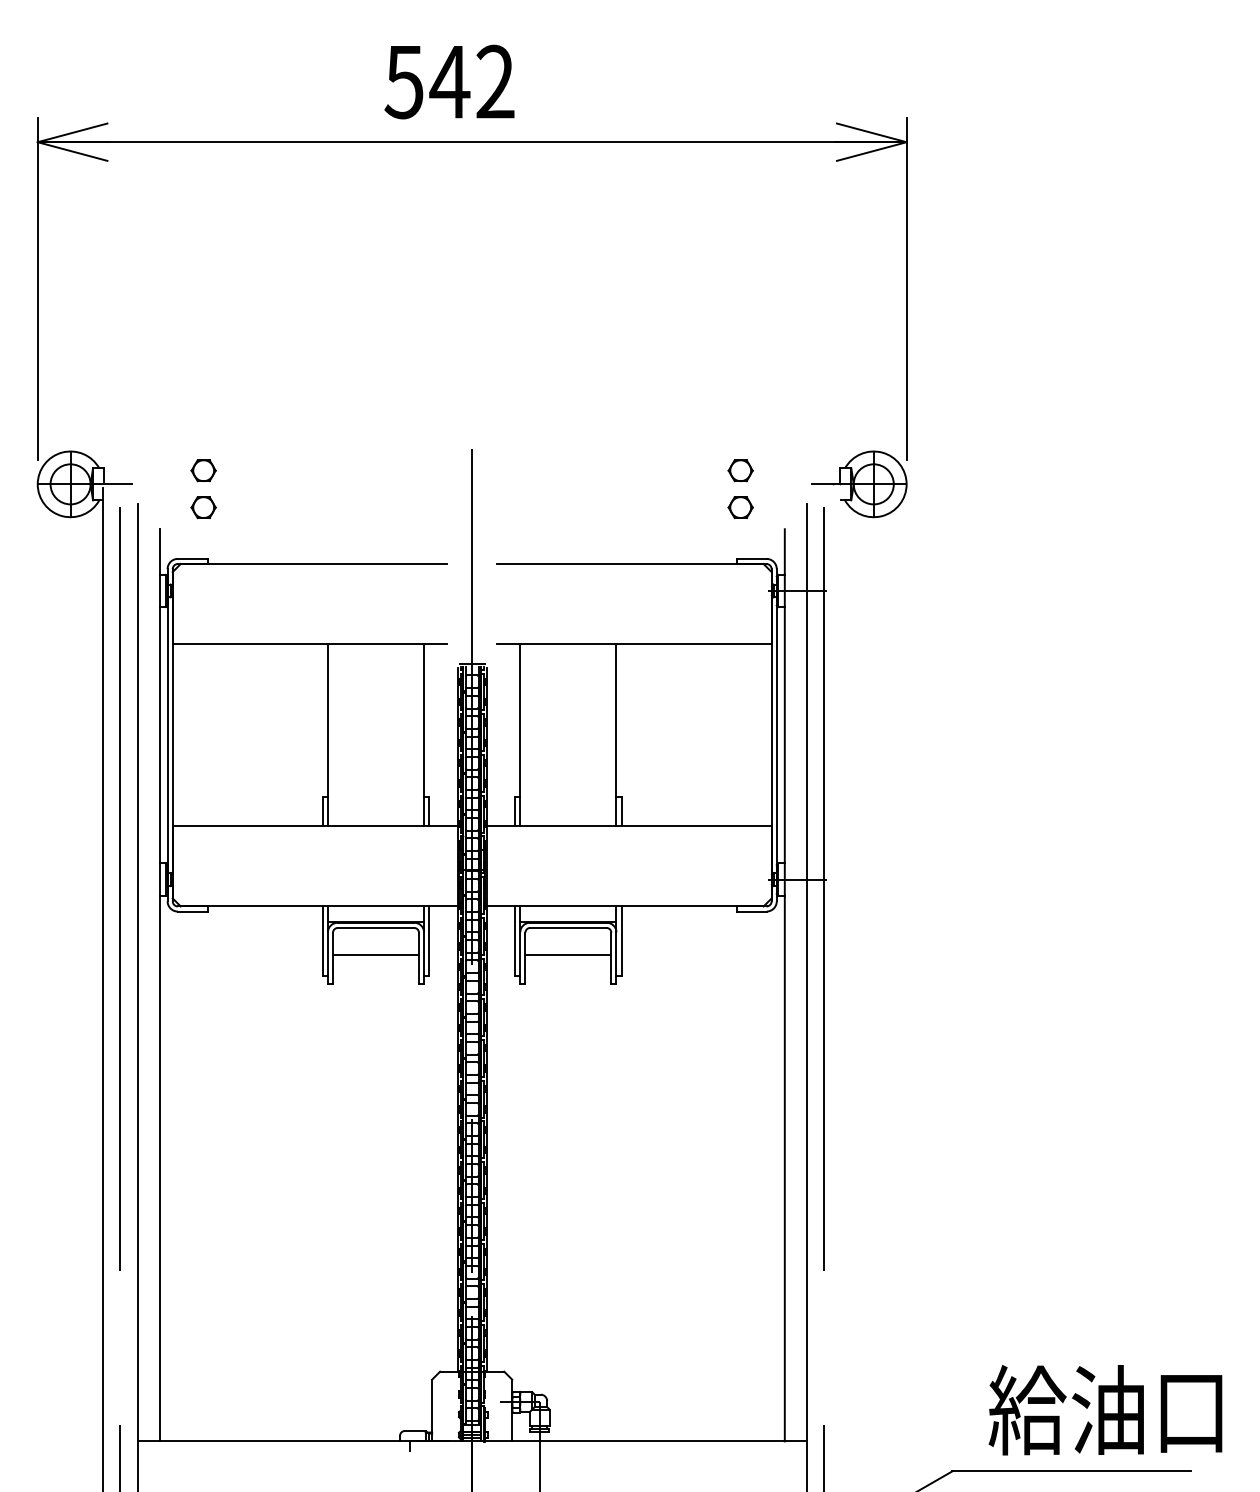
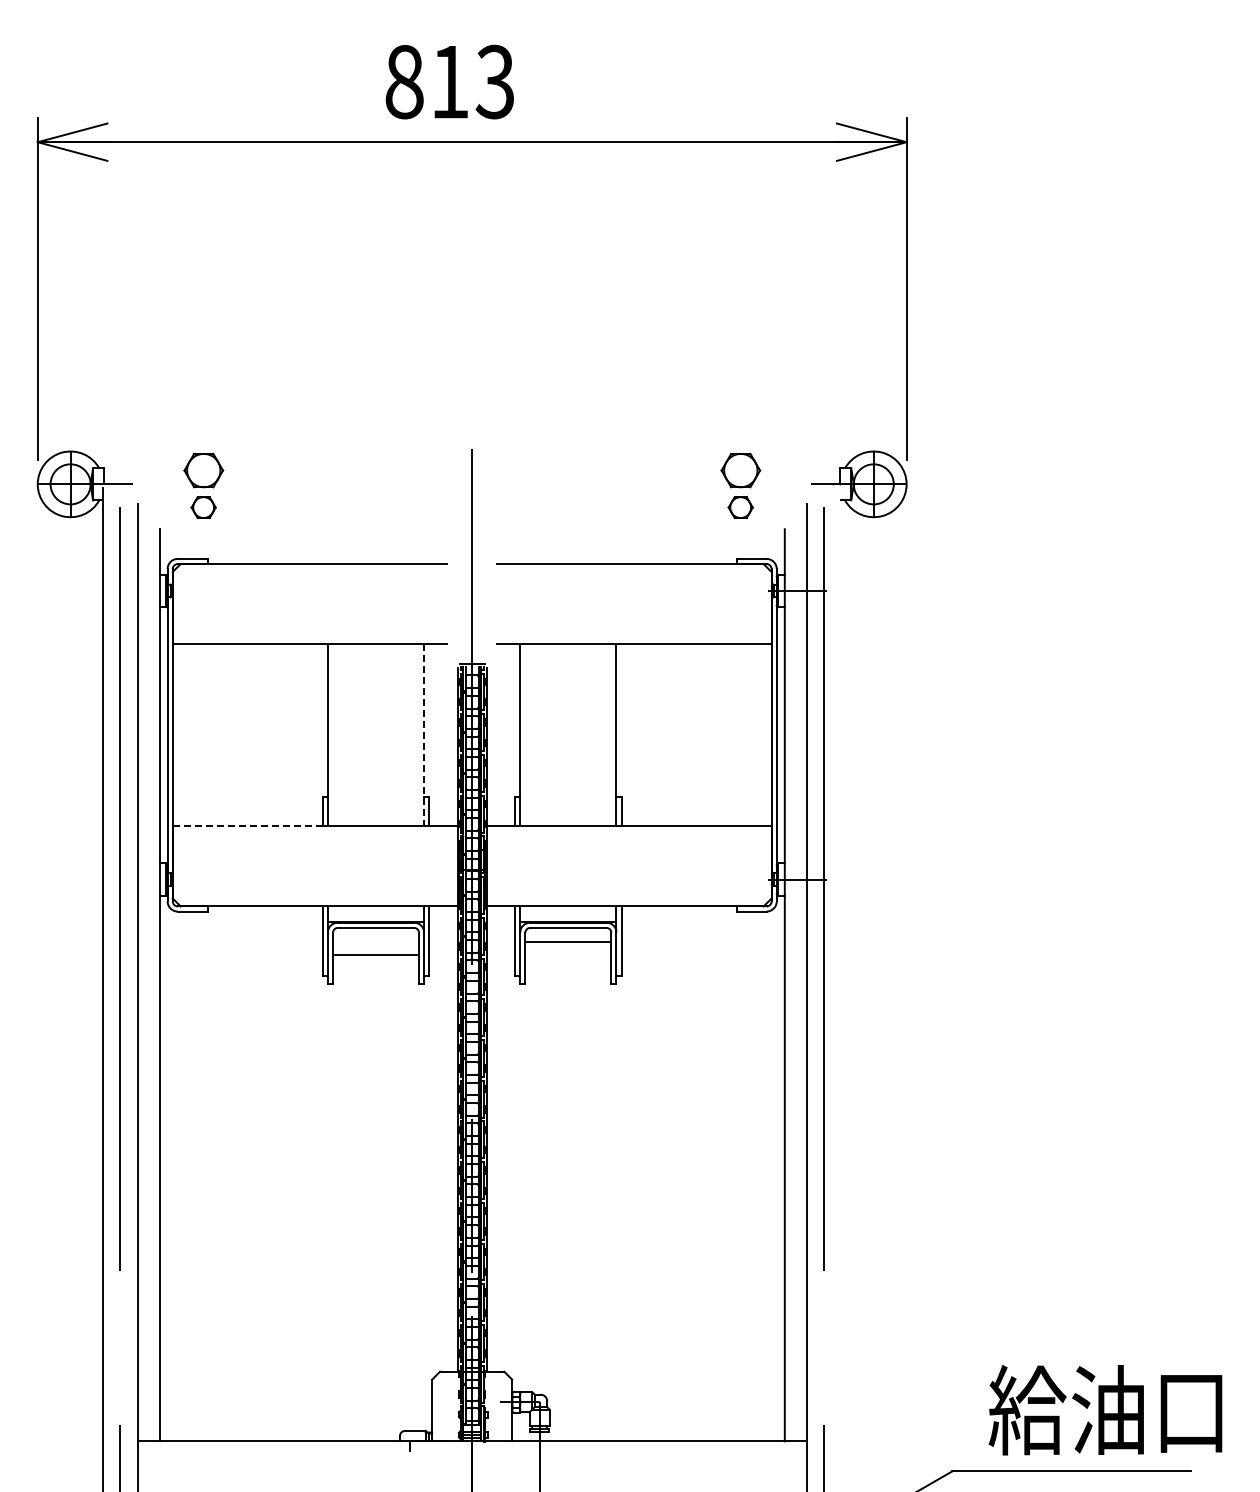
text: 542 -> 813 (449, 82)
part size: 27x24 px -> 42x37 px (203, 470)
part size: 27x24 px -> 42x37 px (740, 470)
line: solid -> dashed (424, 735)
line: solid -> dashed (247, 826)
line position: (568, 954) -> (568, 941) (568, 941)
